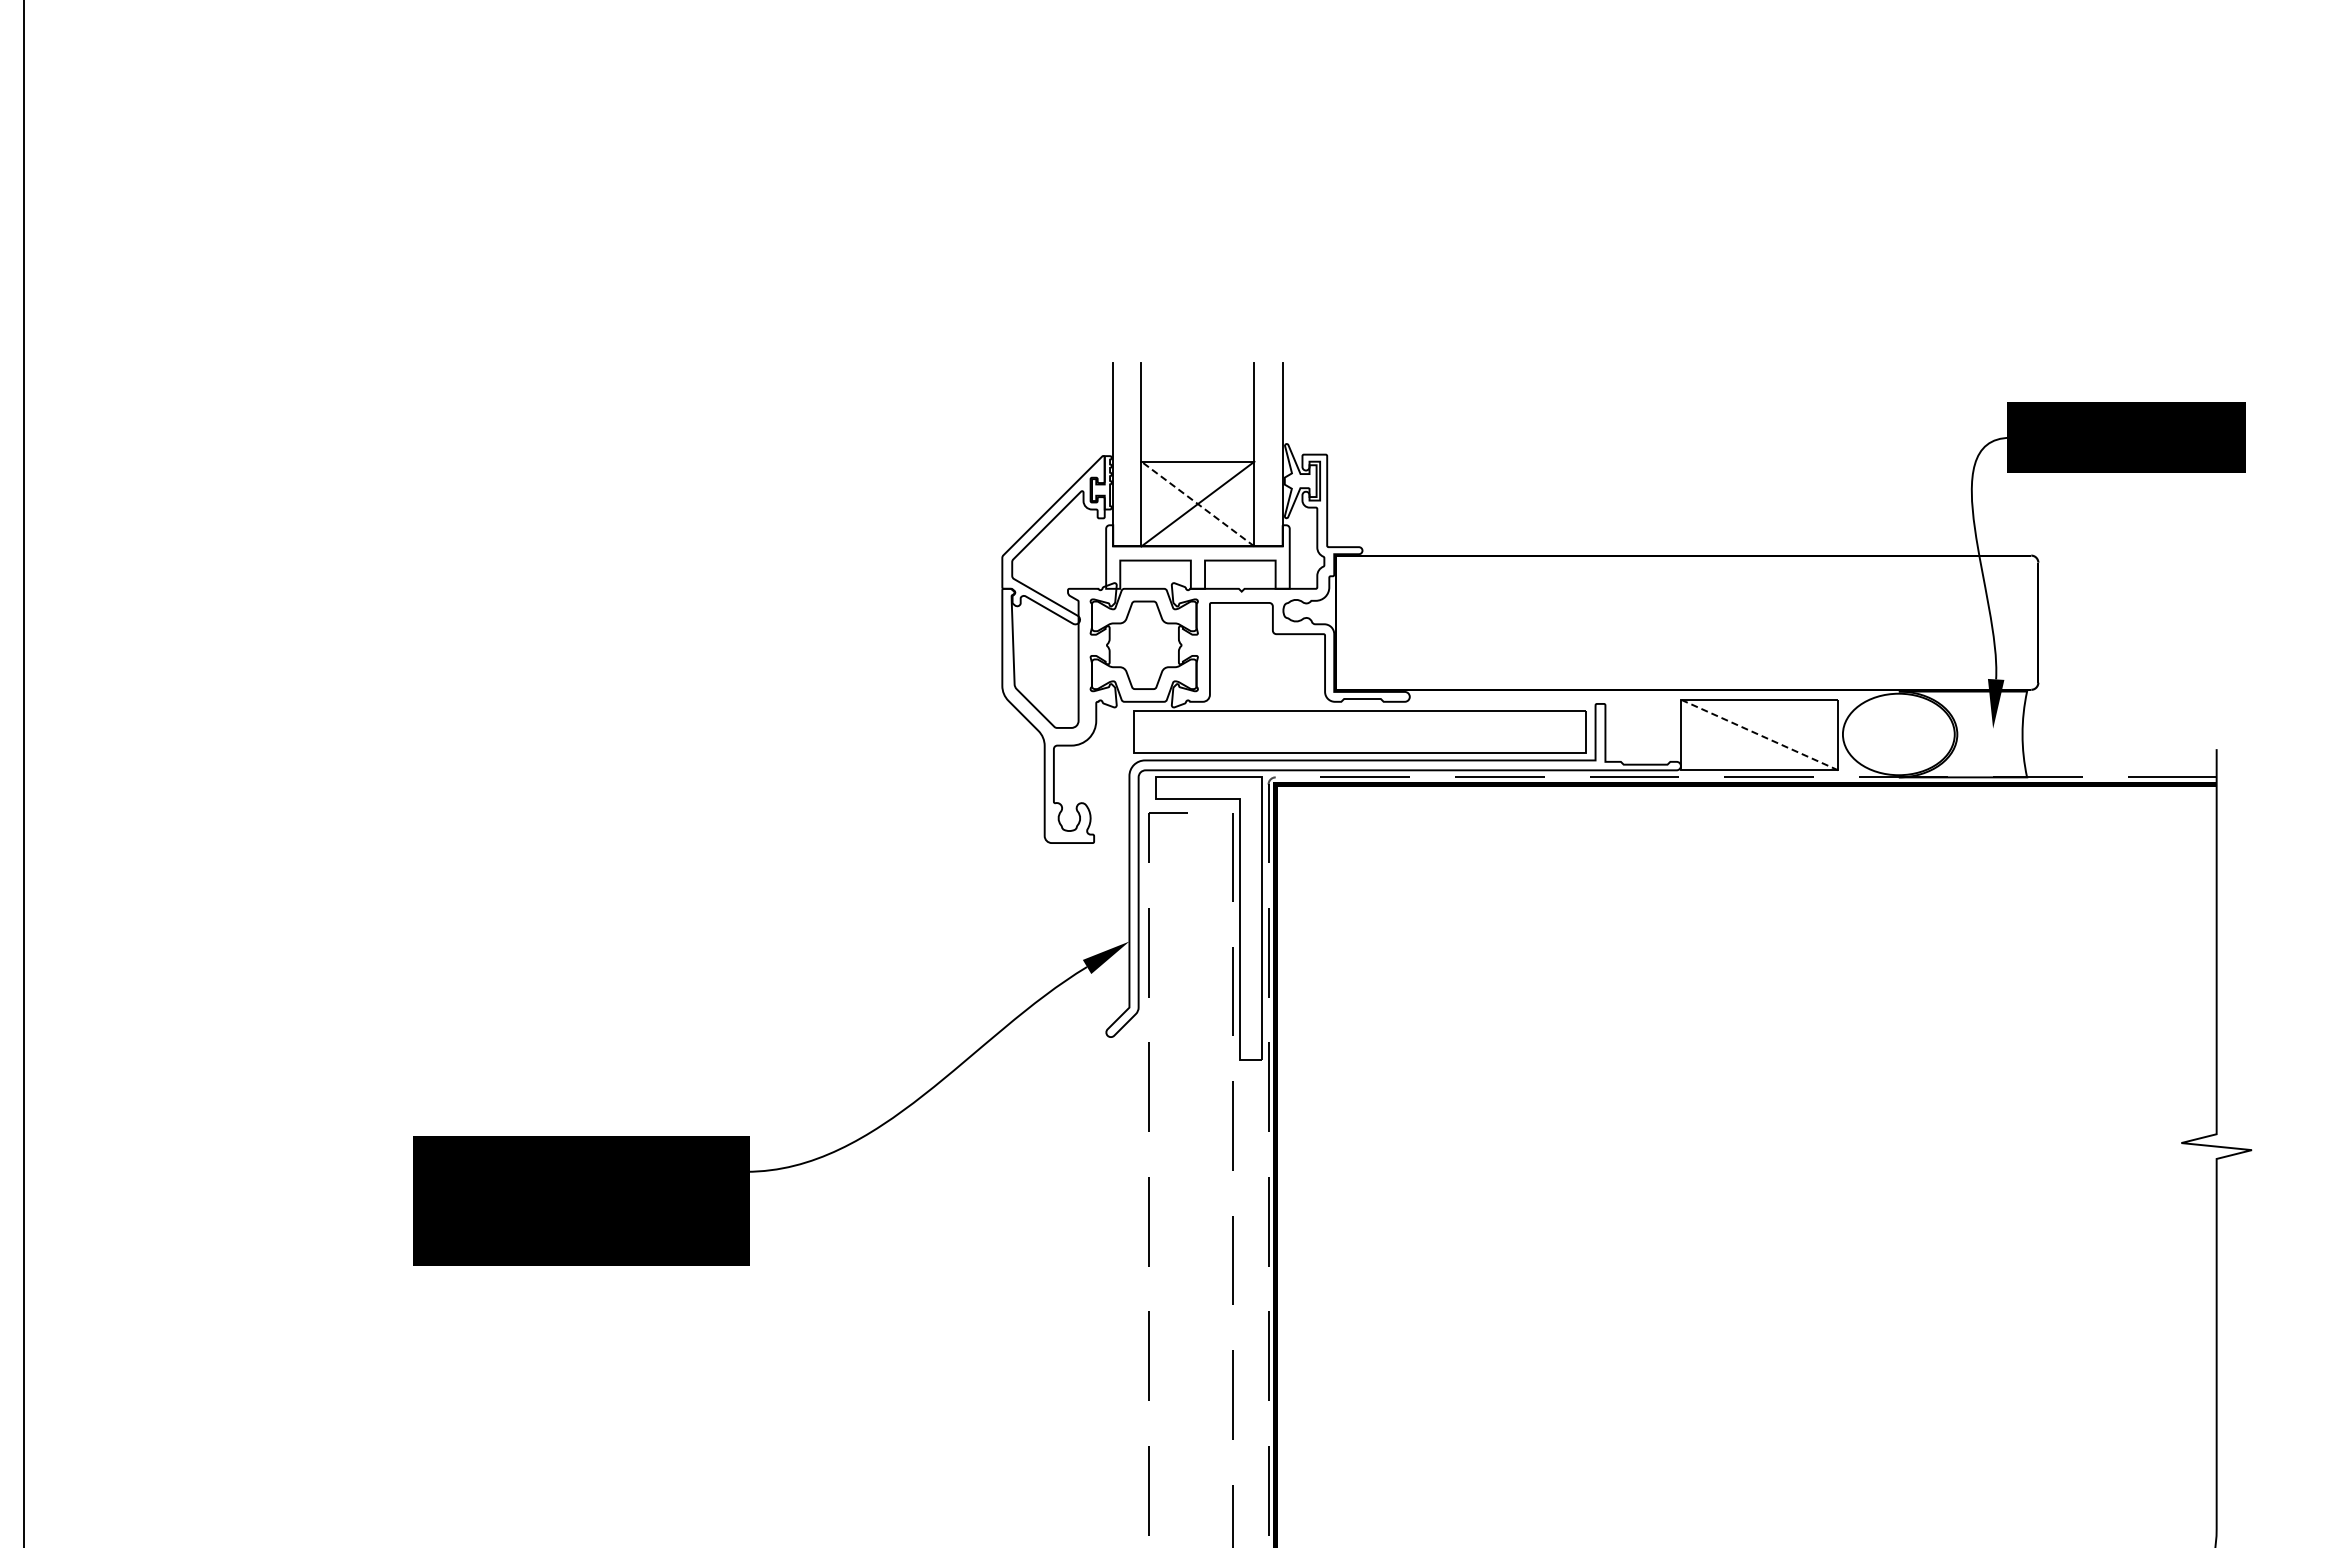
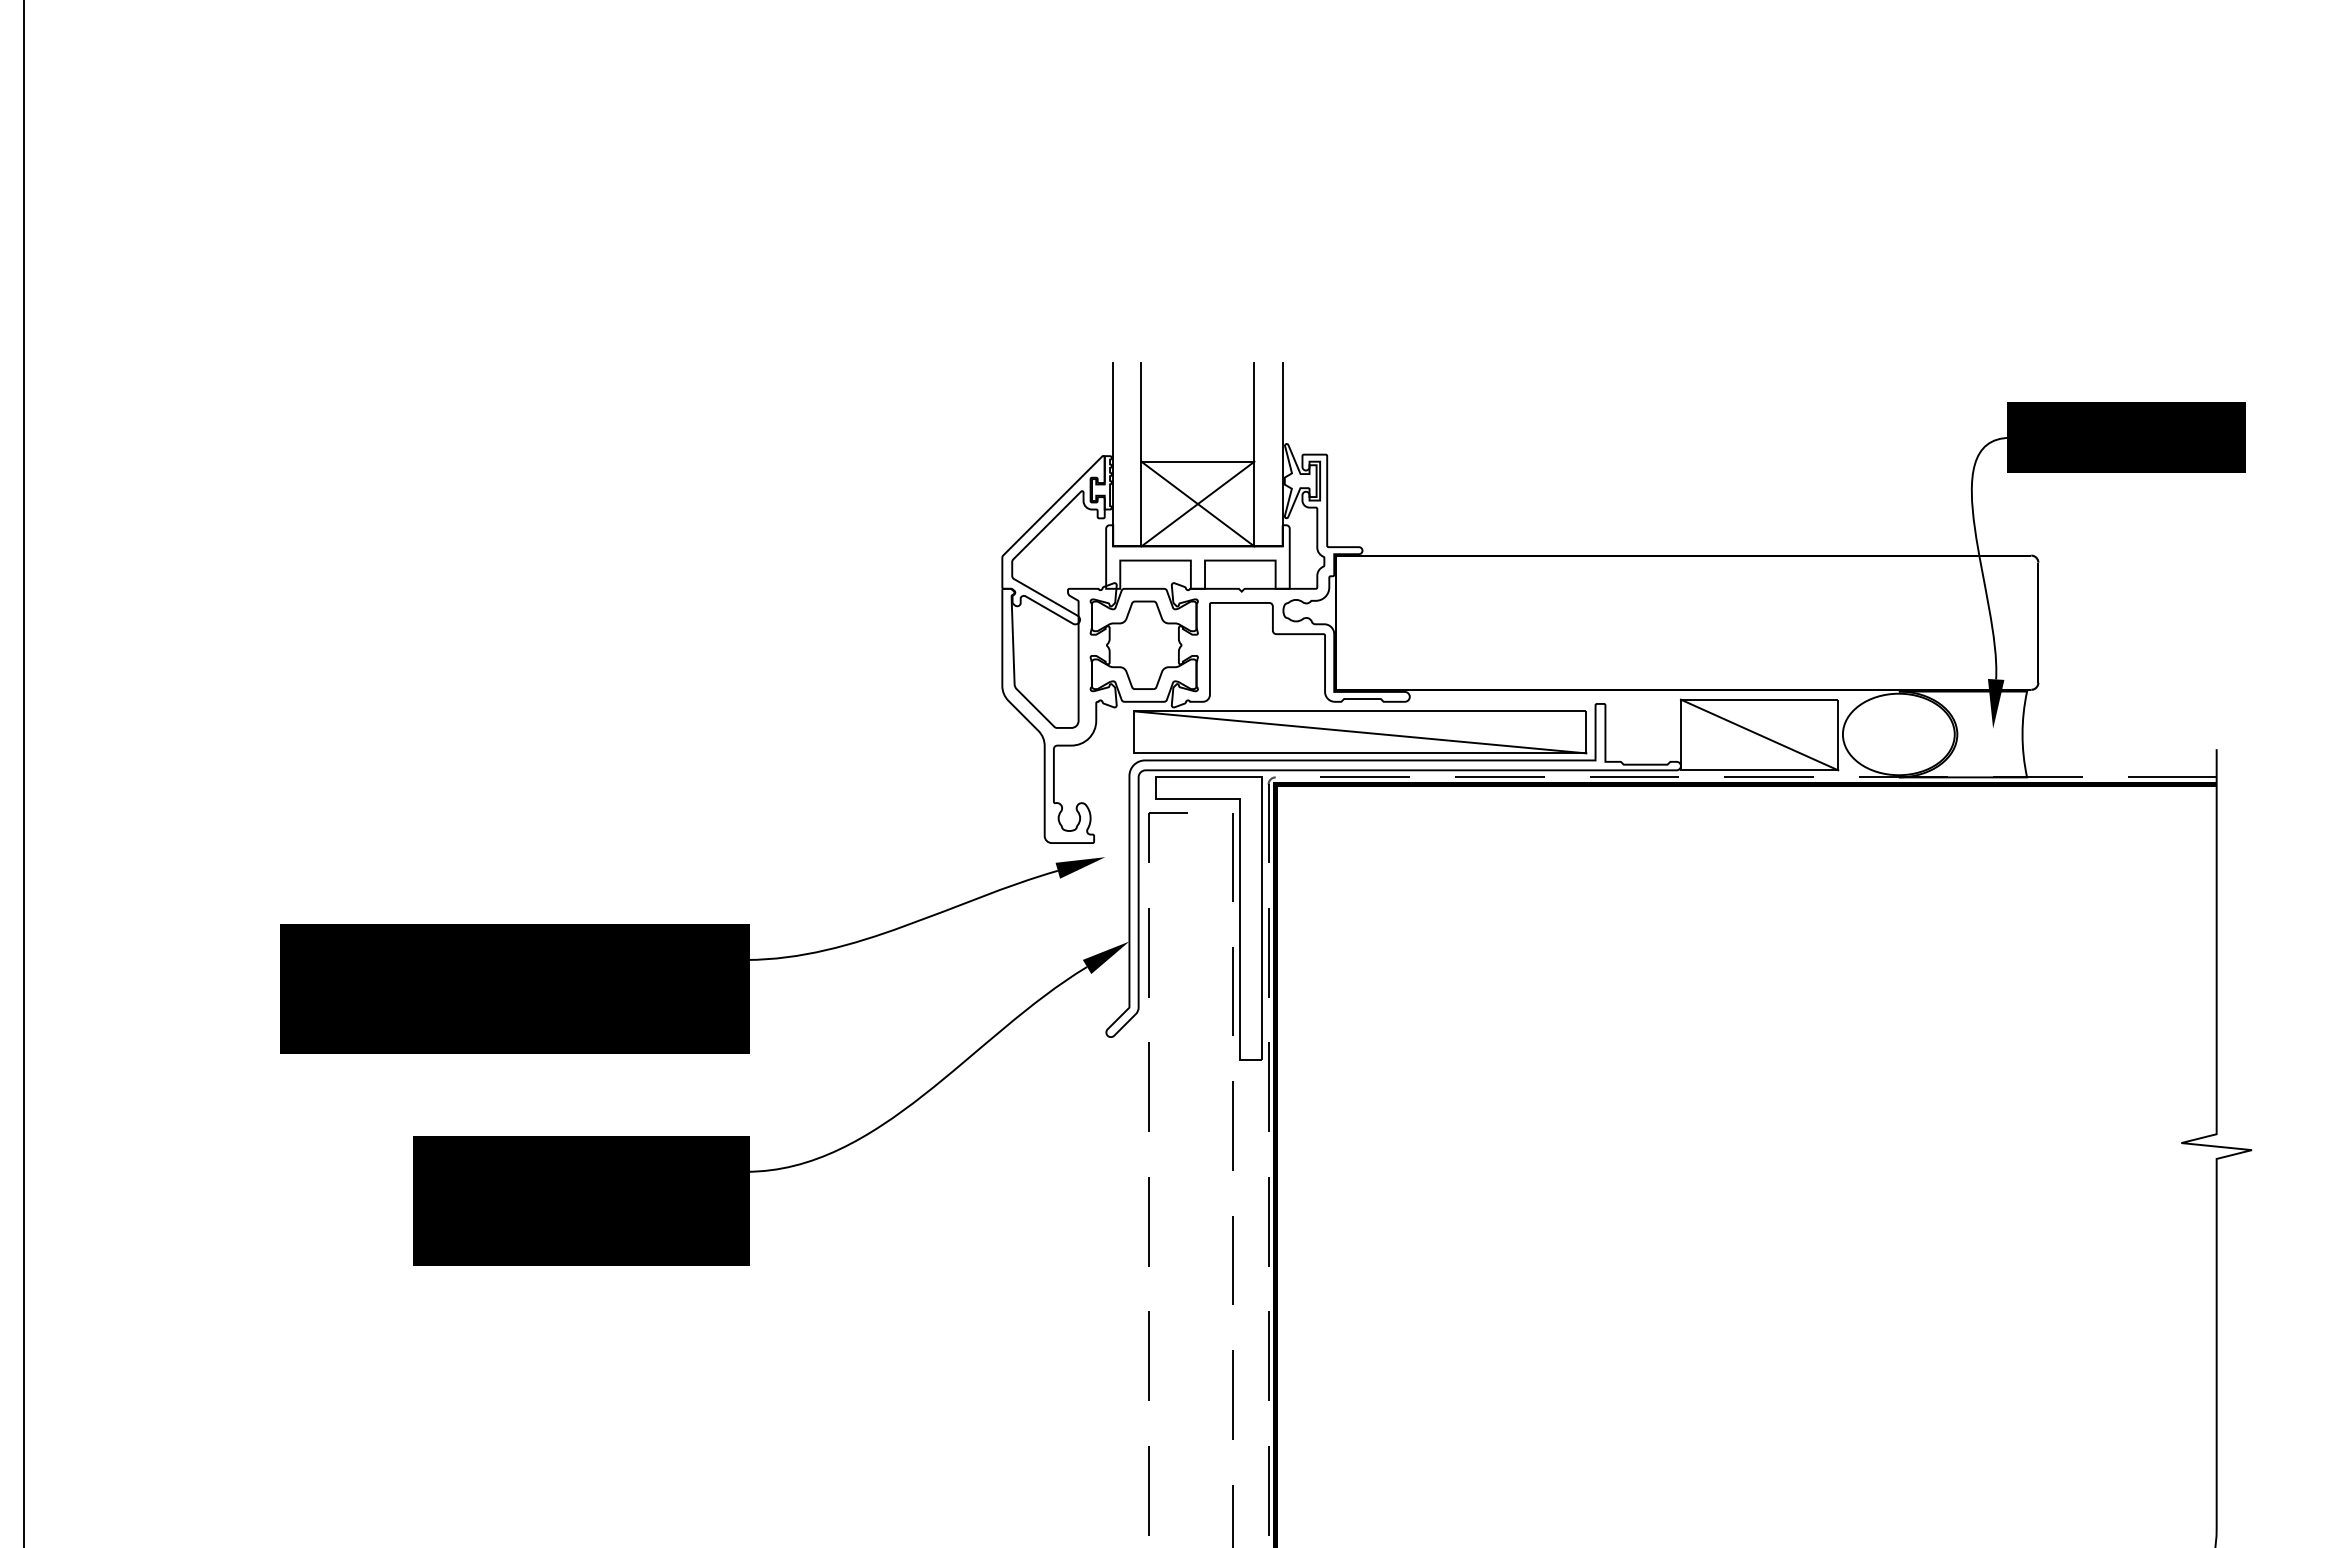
line: dashed -> solid (1197, 504)
line: none -> present (1360, 732)
line: dashed -> solid (1759, 734)
part: none -> present (692, 955)
